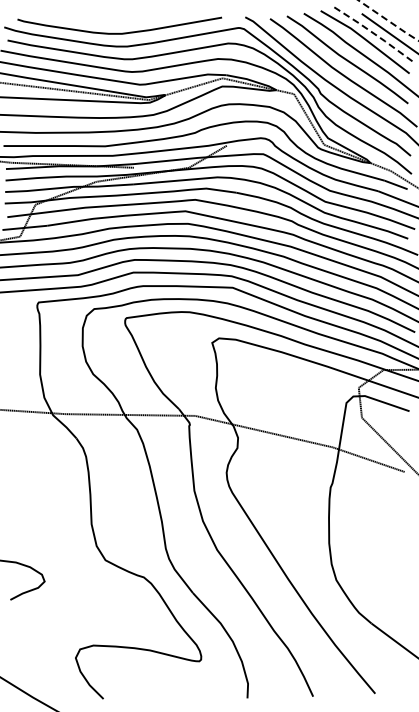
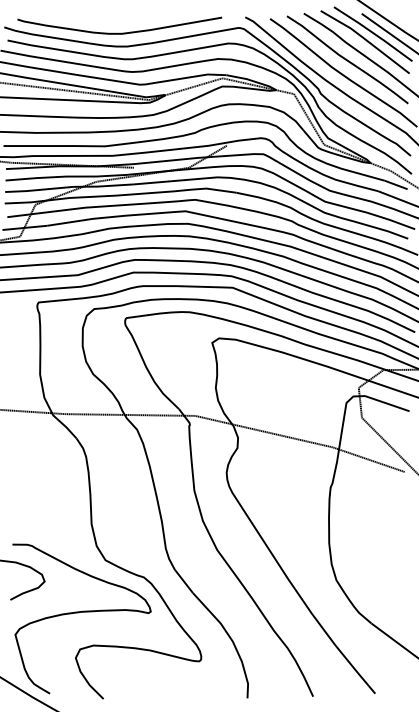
line: dashed -> solid (389, 21)
line: dashed -> solid (373, 33)
curve: none -> present (78, 613)
